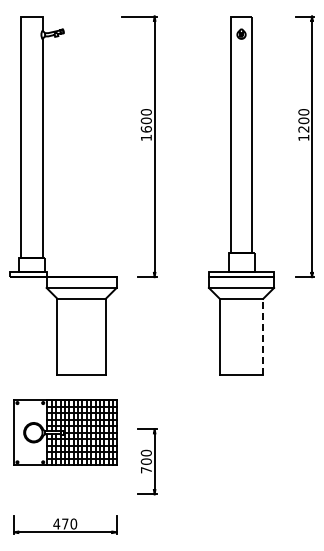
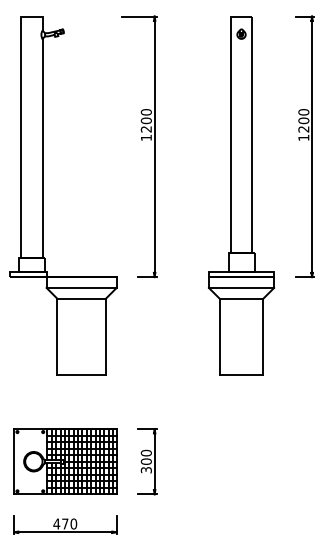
text: 1600 -> 1200 (145, 129)
line: dashed -> solid (263, 336)
part position: (65, 432) -> (65, 461) (65, 461)
text: 700 -> 300 (145, 470)
